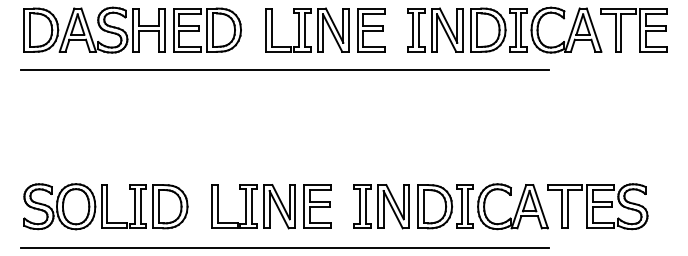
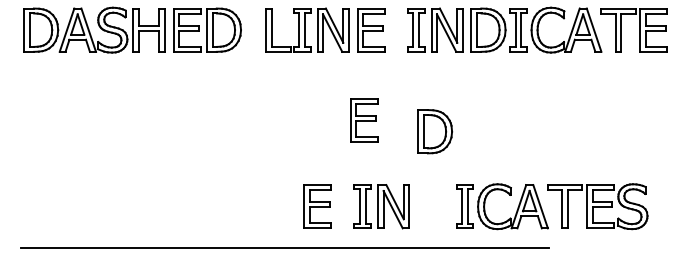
line: present -> none (284, 70)
part: none -> present (364, 120)
part: present -> none (105, 206)
part: present -> none (253, 206)
part position: (435, 206) -> (435, 131) (435, 131)
